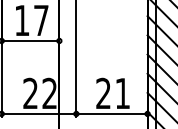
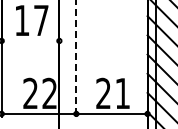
line: present -> none (30, 40)
line: solid -> dashed (76, 59)
